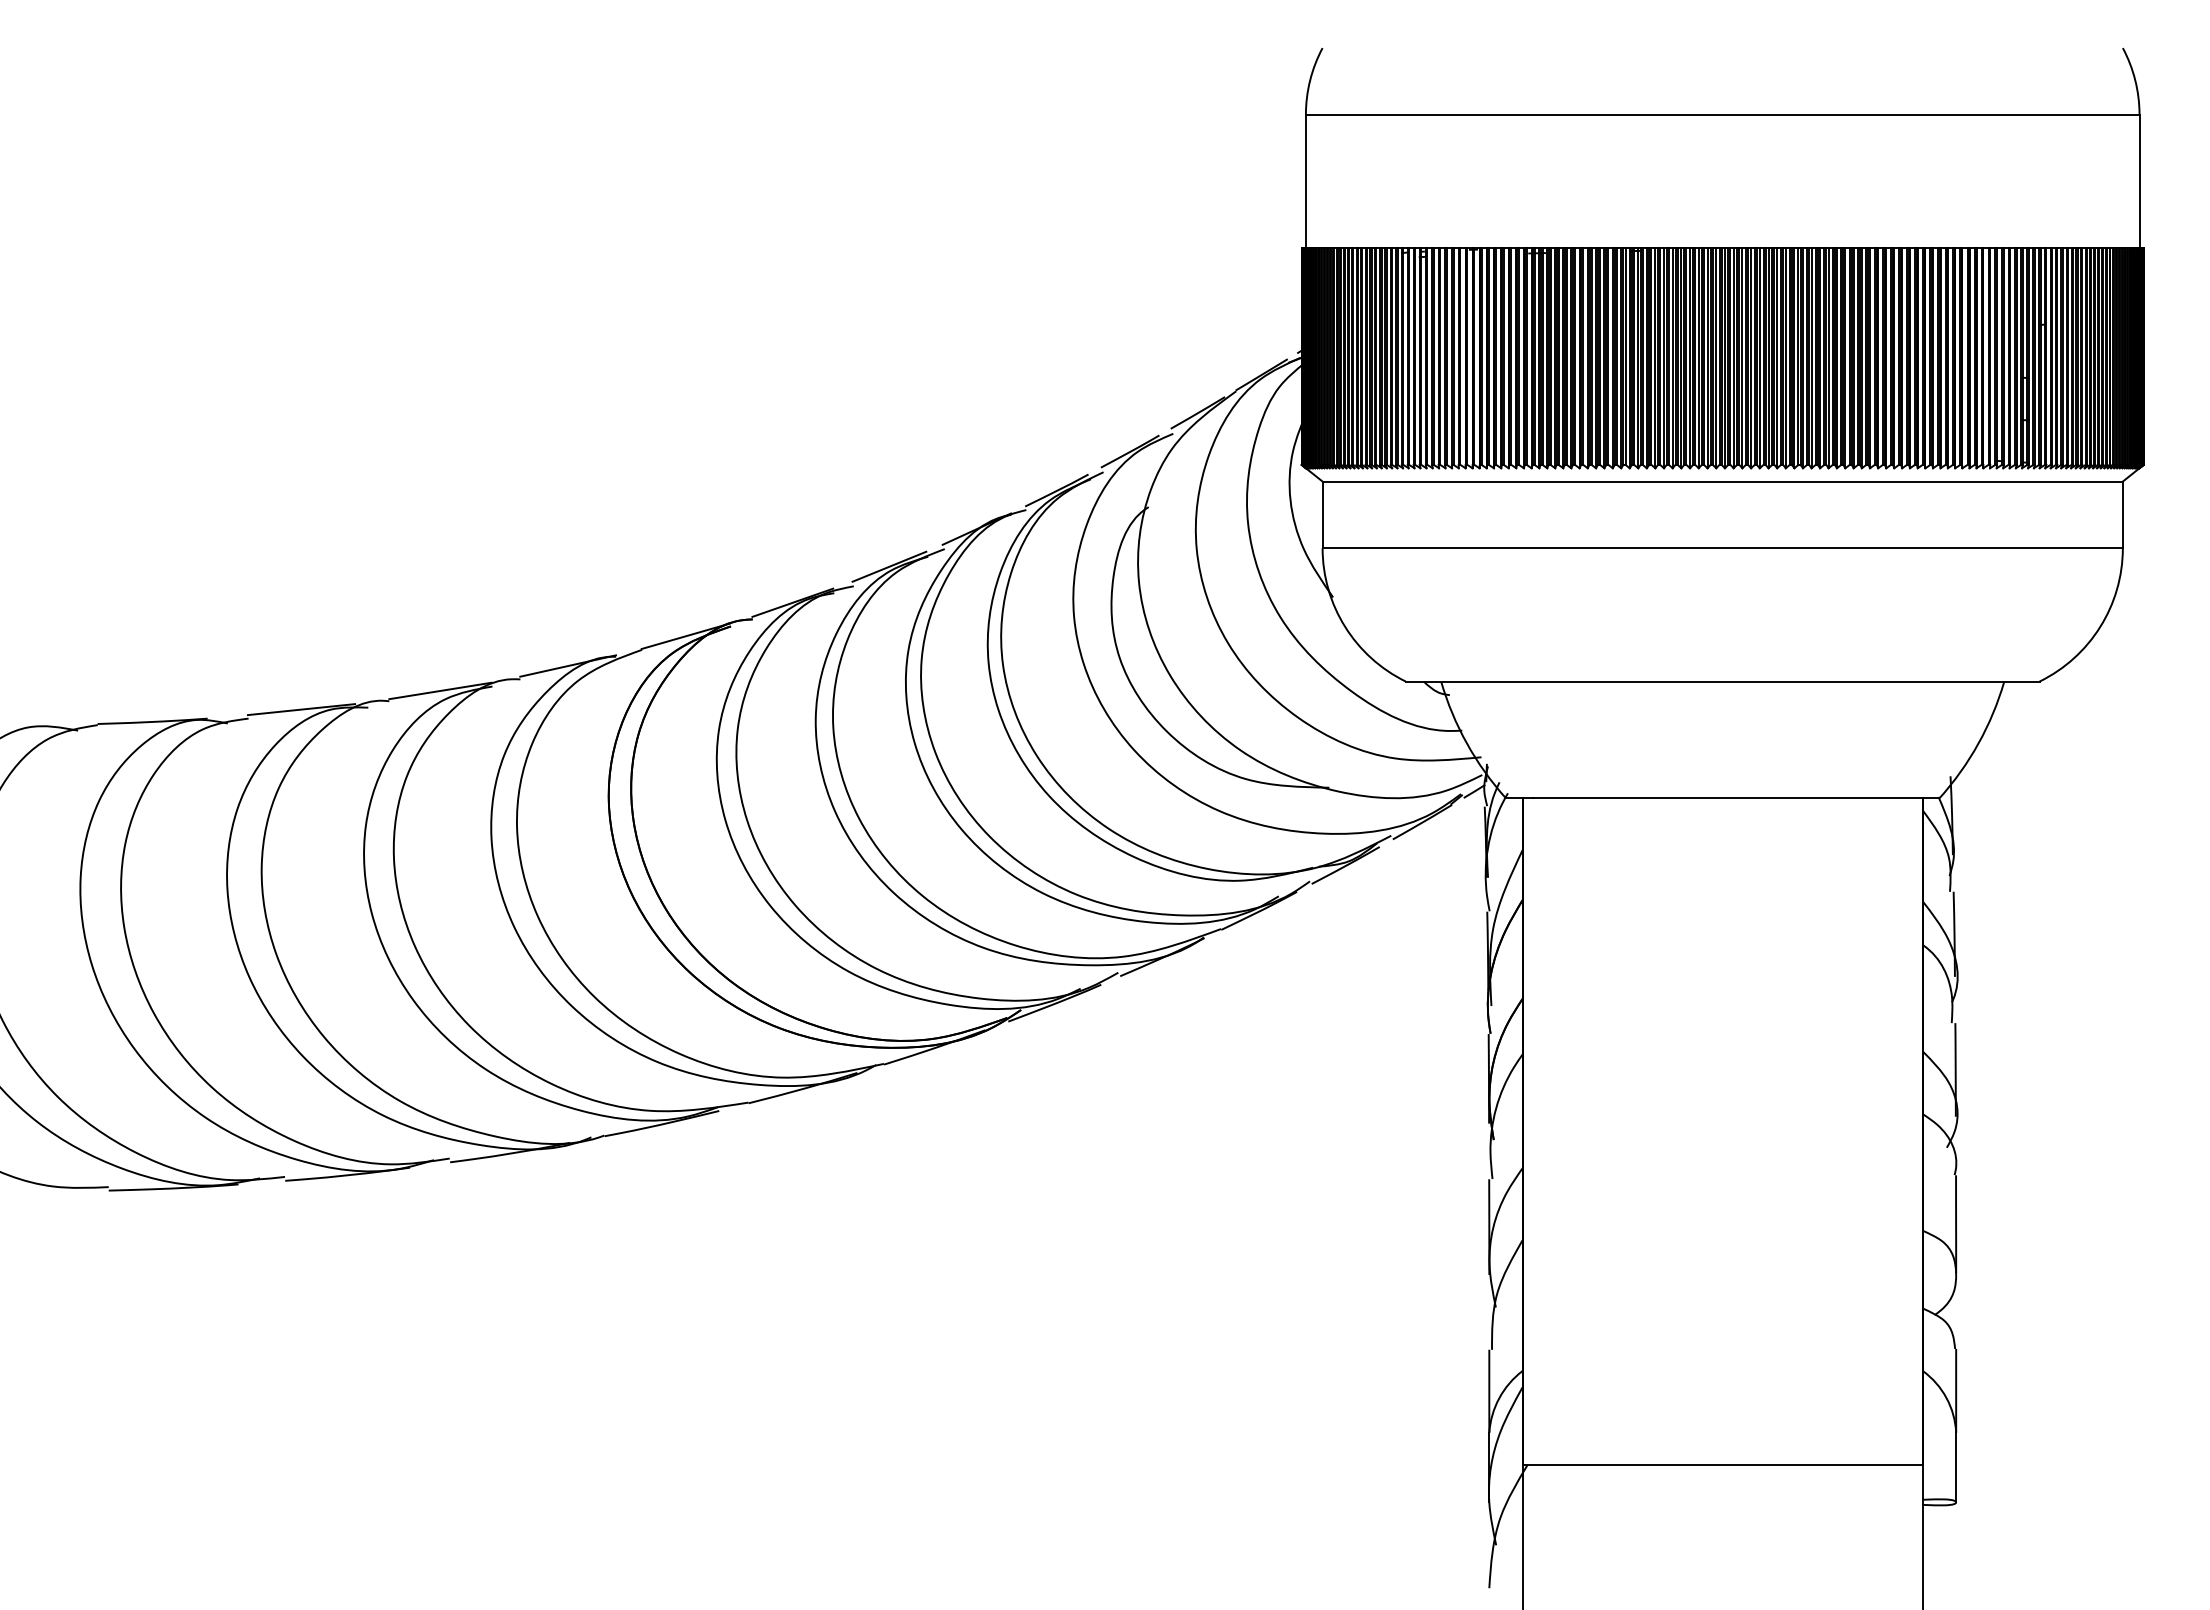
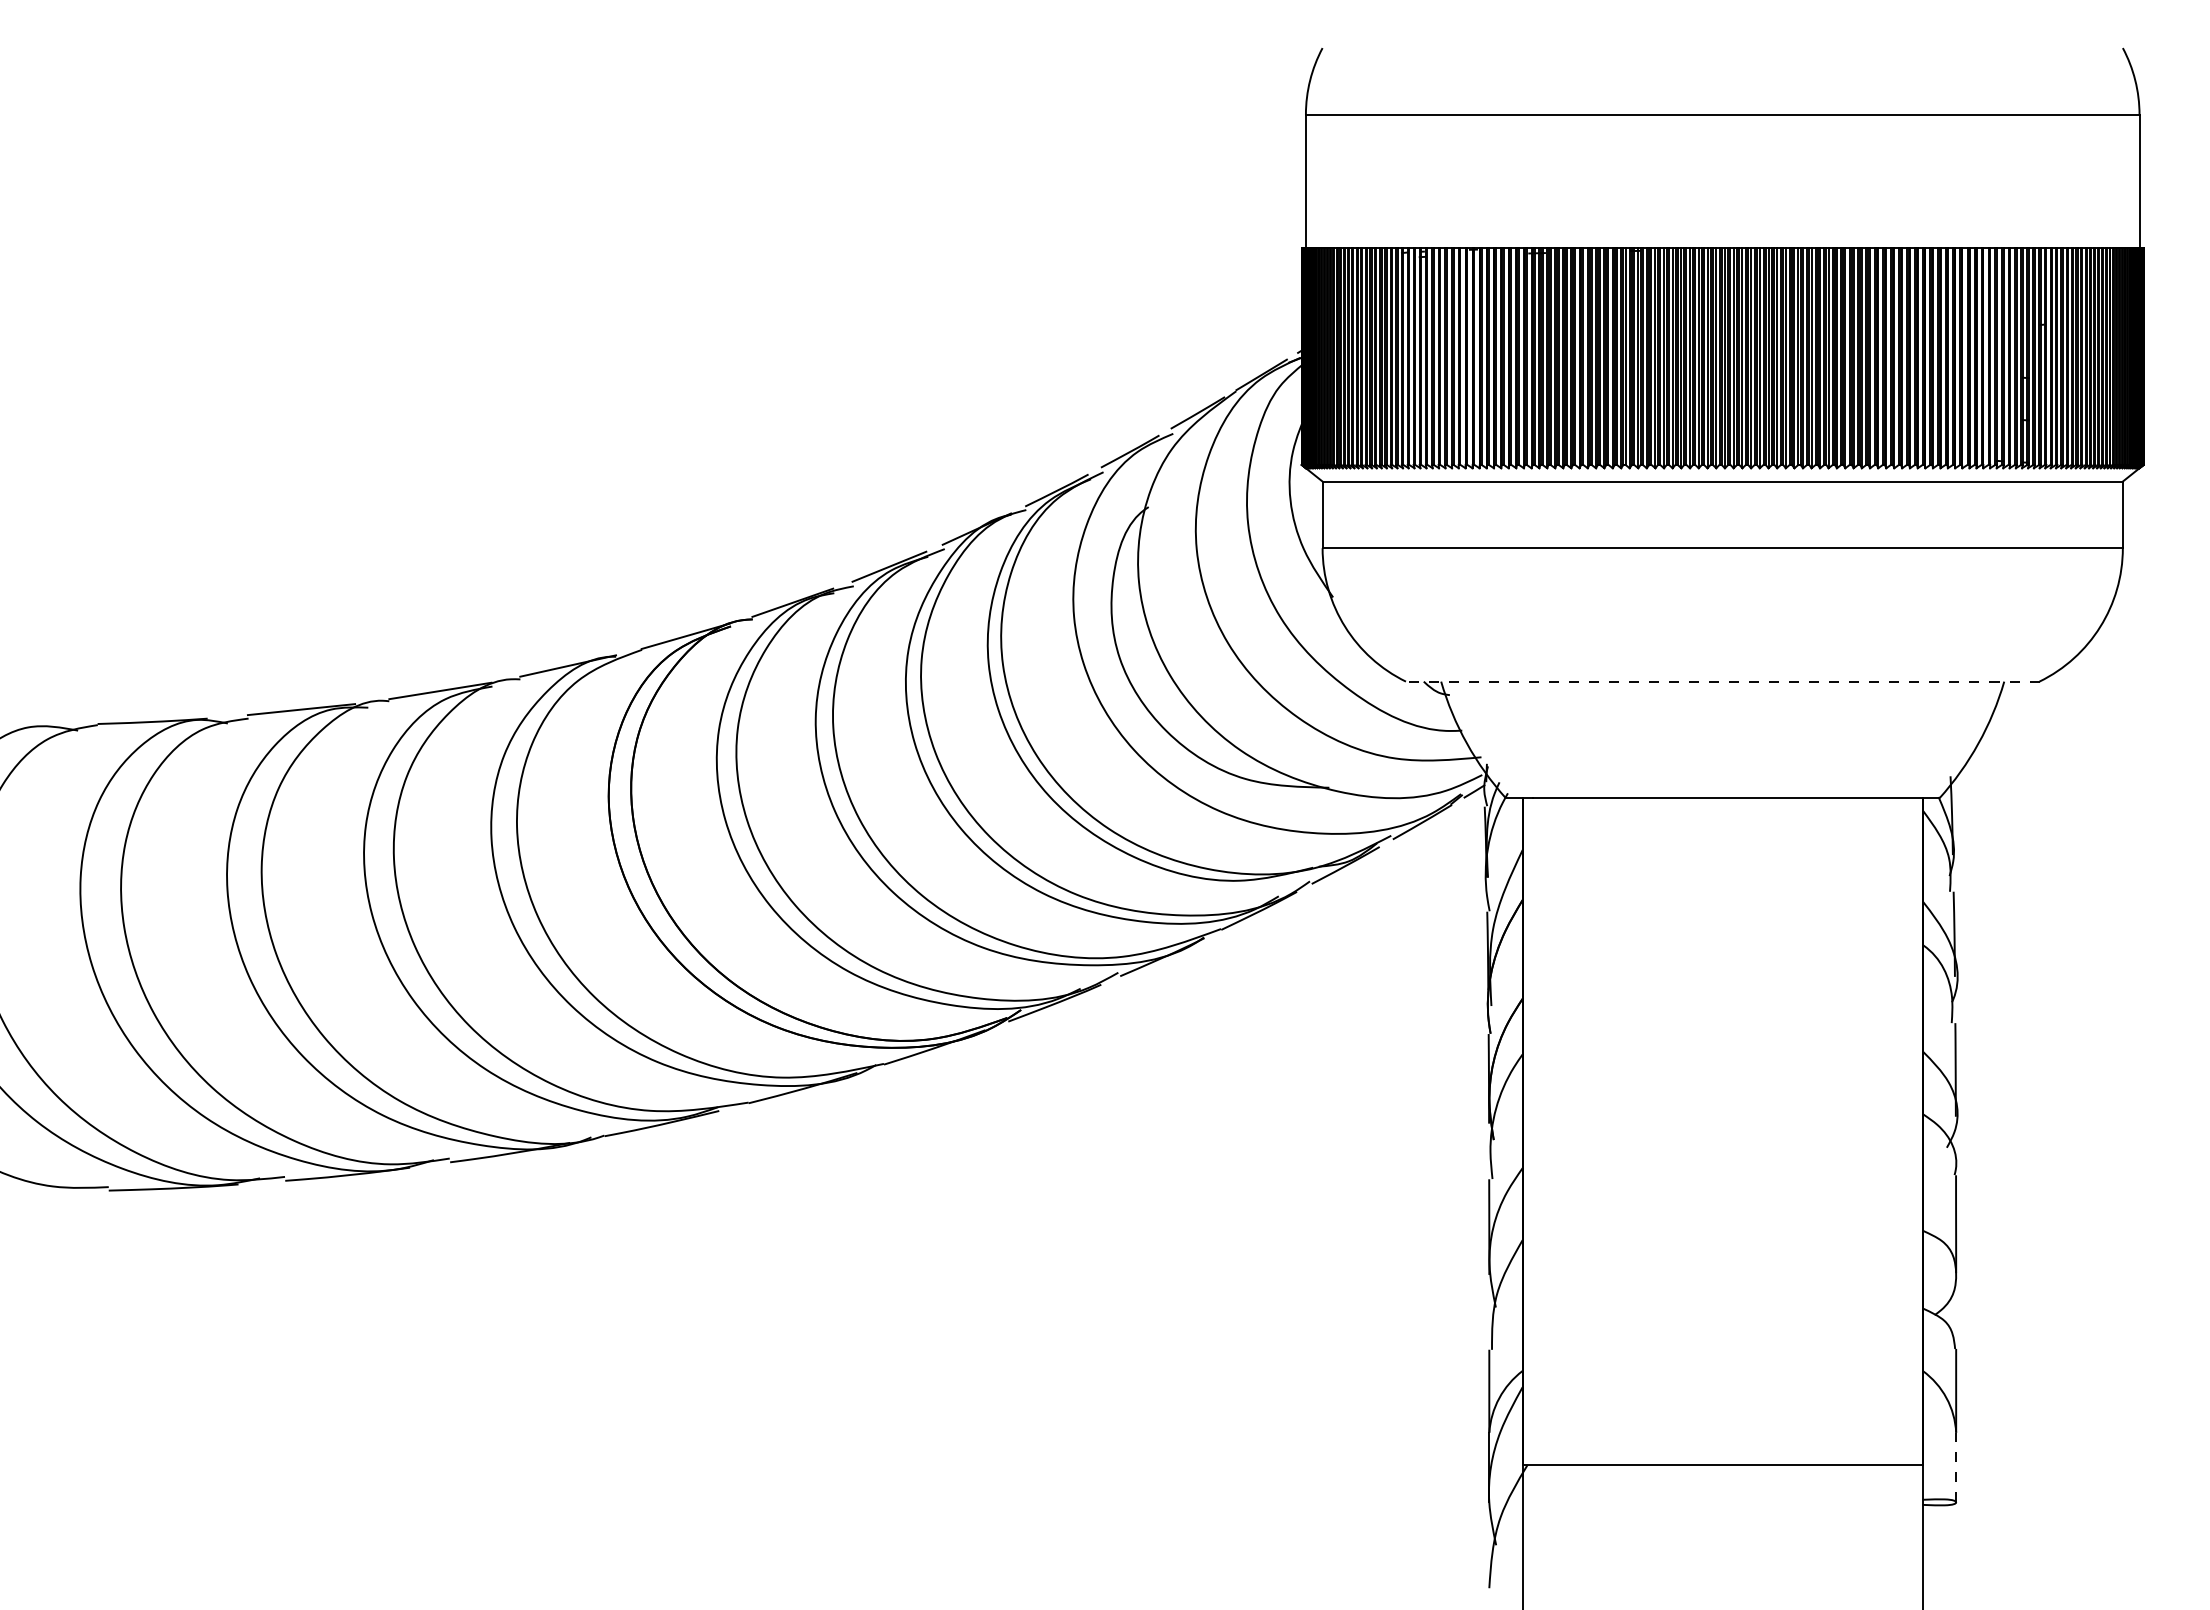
line: solid -> dashed (1722, 681)
line: solid -> dashed (1956, 1467)
